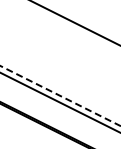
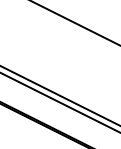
line: dashed -> solid (60, 96)
